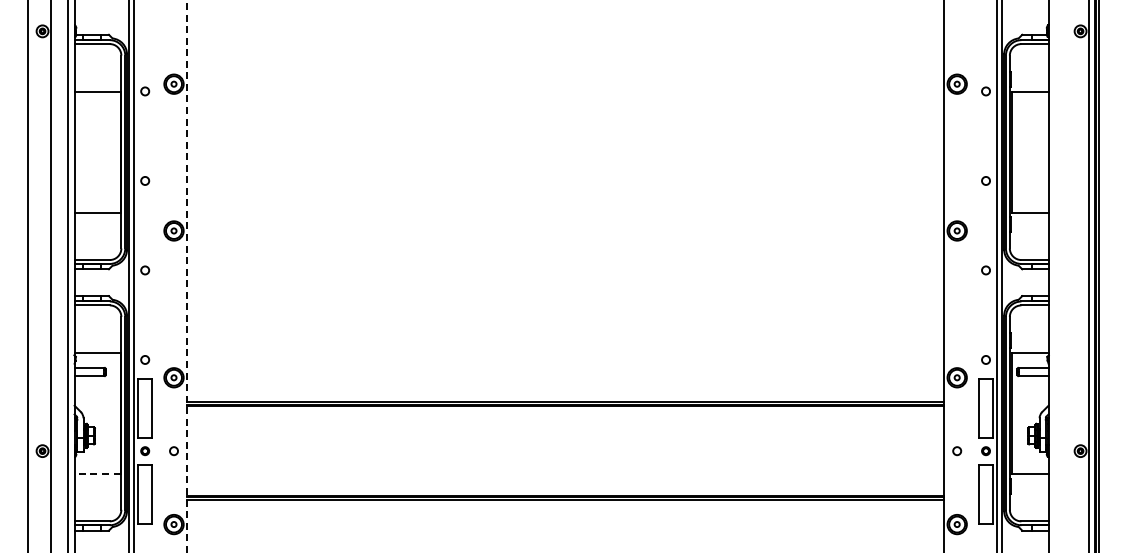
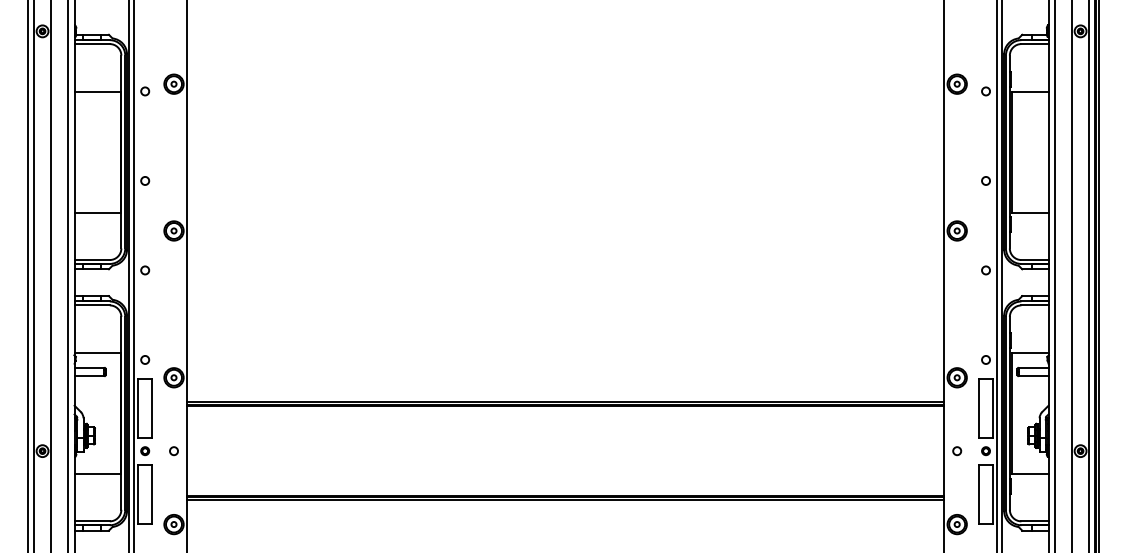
line: none -> present (33, 275)
line: none -> present (1054, 275)
line: none -> present (1072, 275)
line: dashed -> solid (187, 276)
line: dashed -> solid (97, 473)
